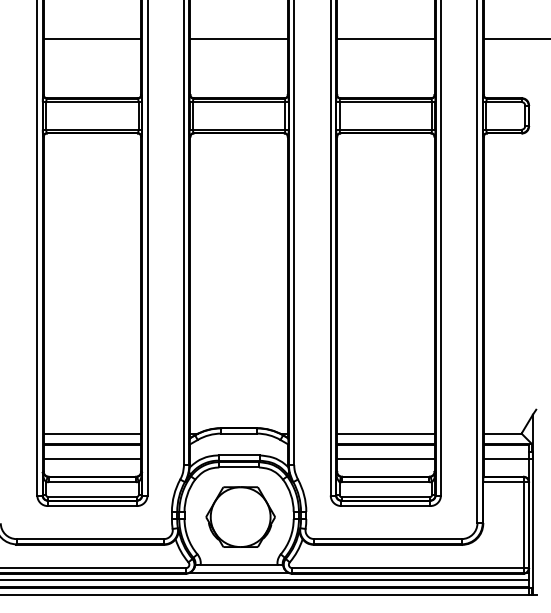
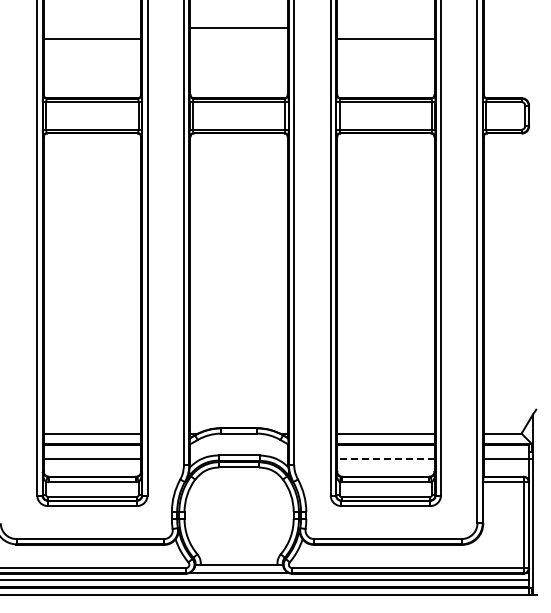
line position: (238, 38) -> (238, 27) (238, 27)
line: present -> none (515, 38)
line: solid -> dashed (385, 459)
part: present -> none (240, 516)
